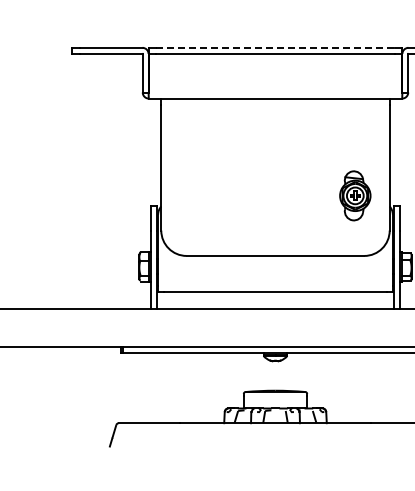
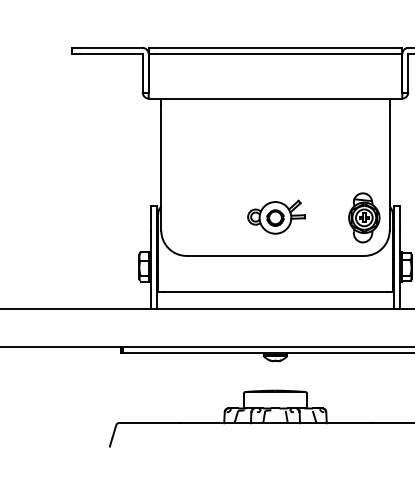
line: dashed -> solid (275, 47)
part position: (355, 195) -> (364, 217) (364, 217)
part: none -> present (276, 216)
